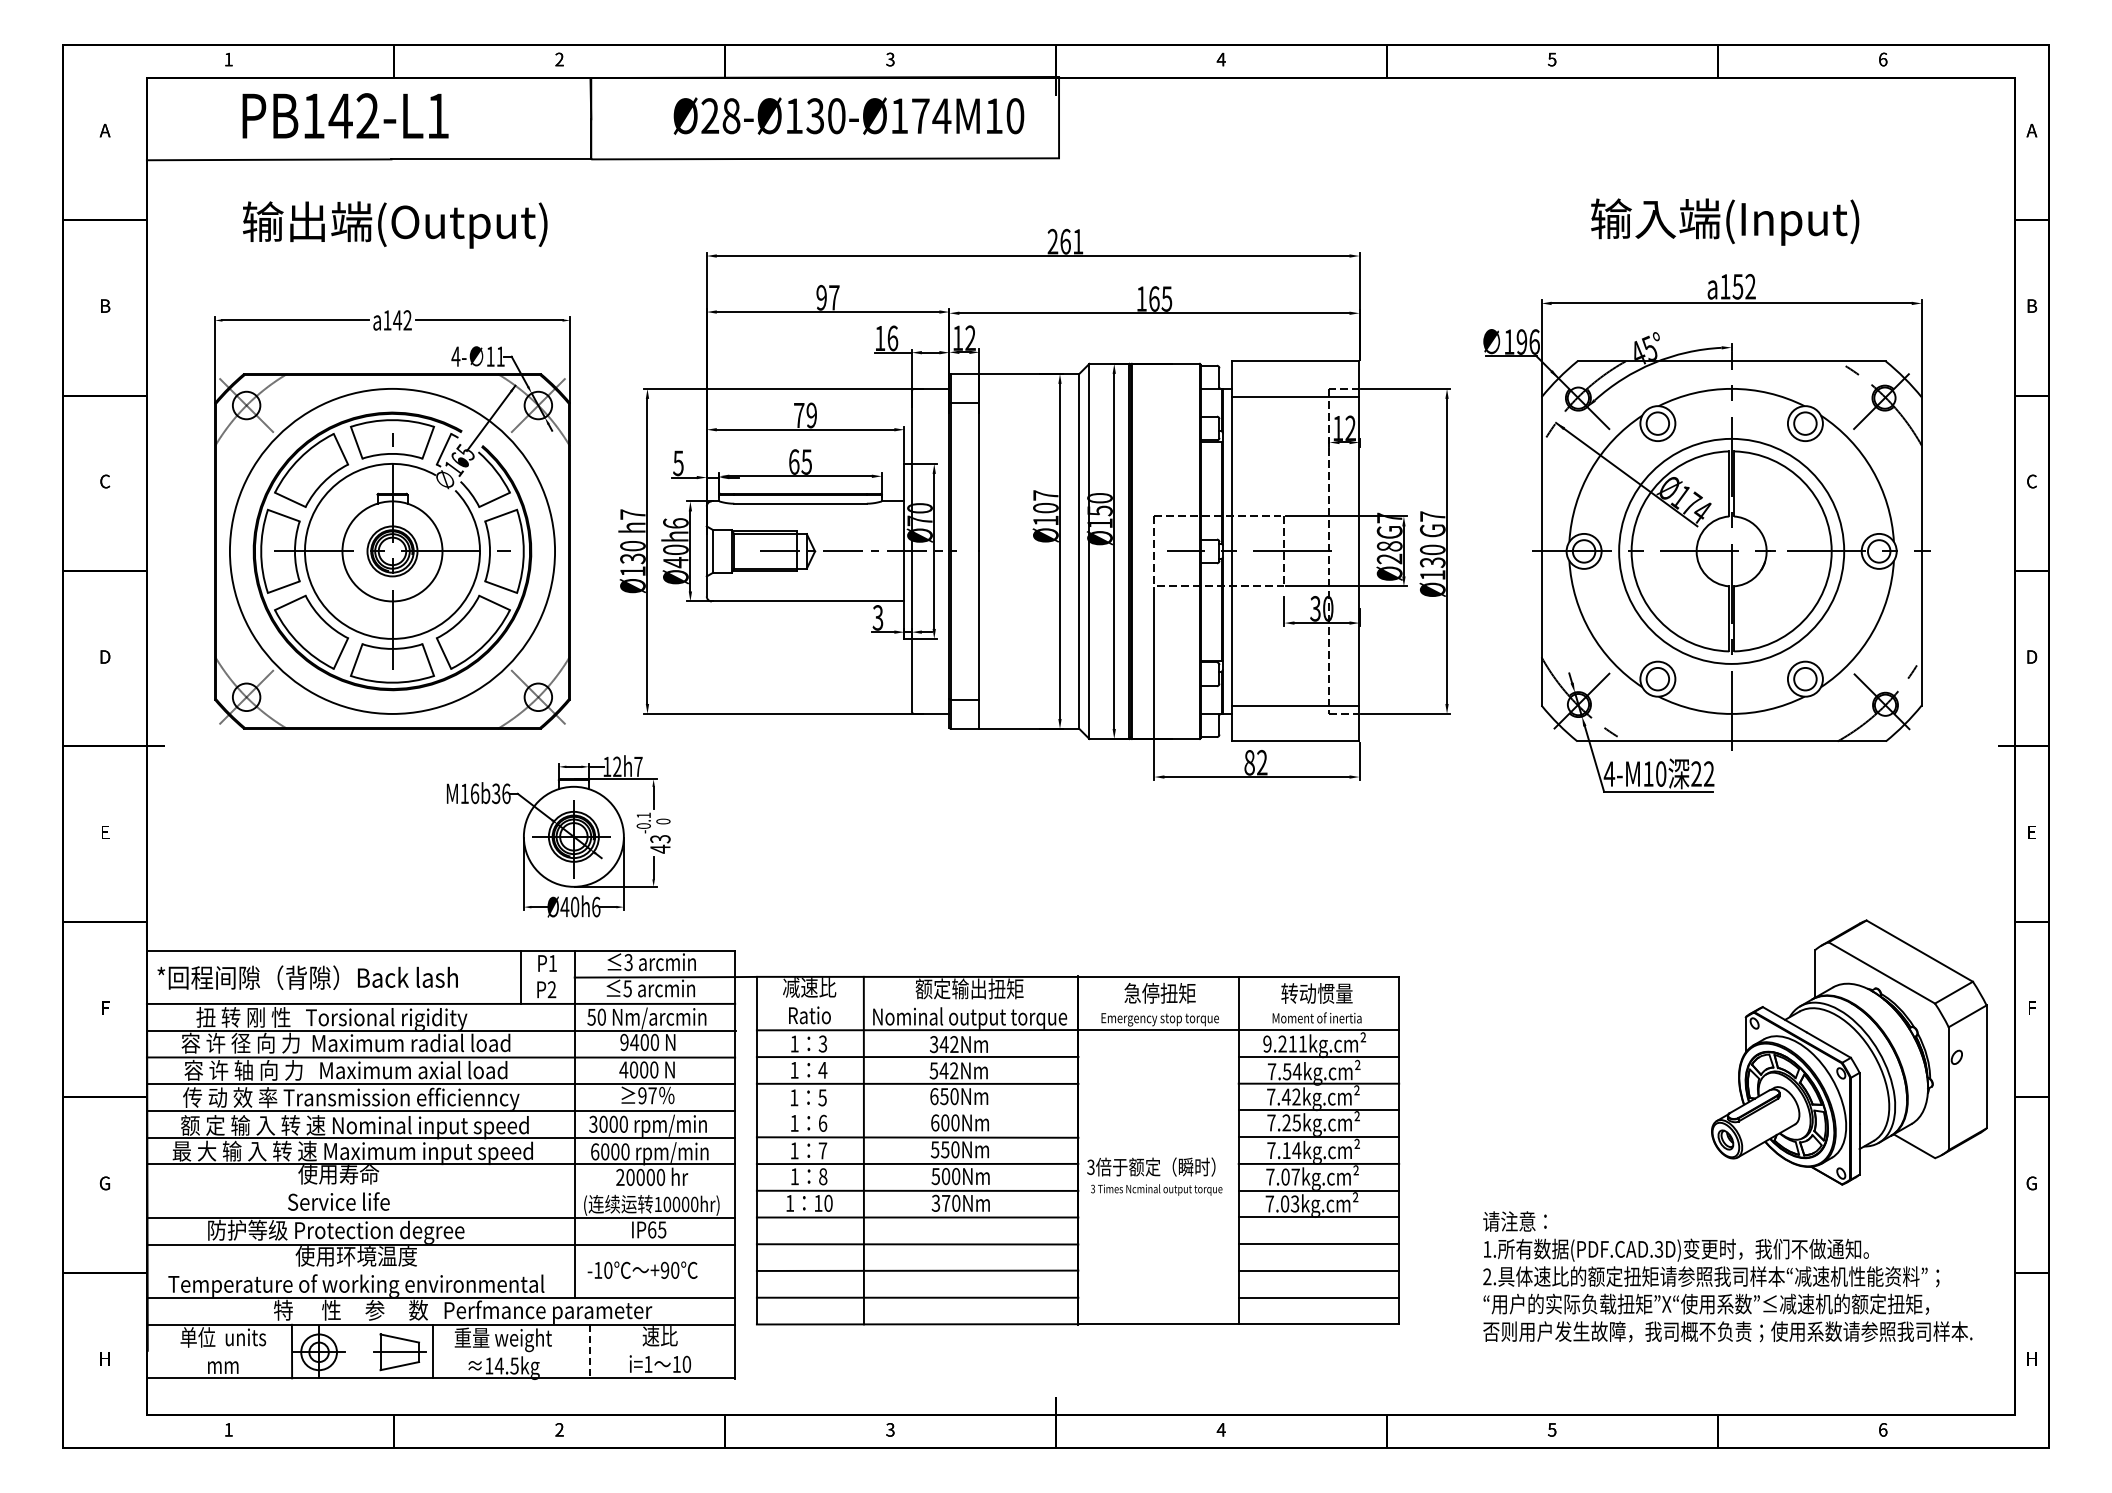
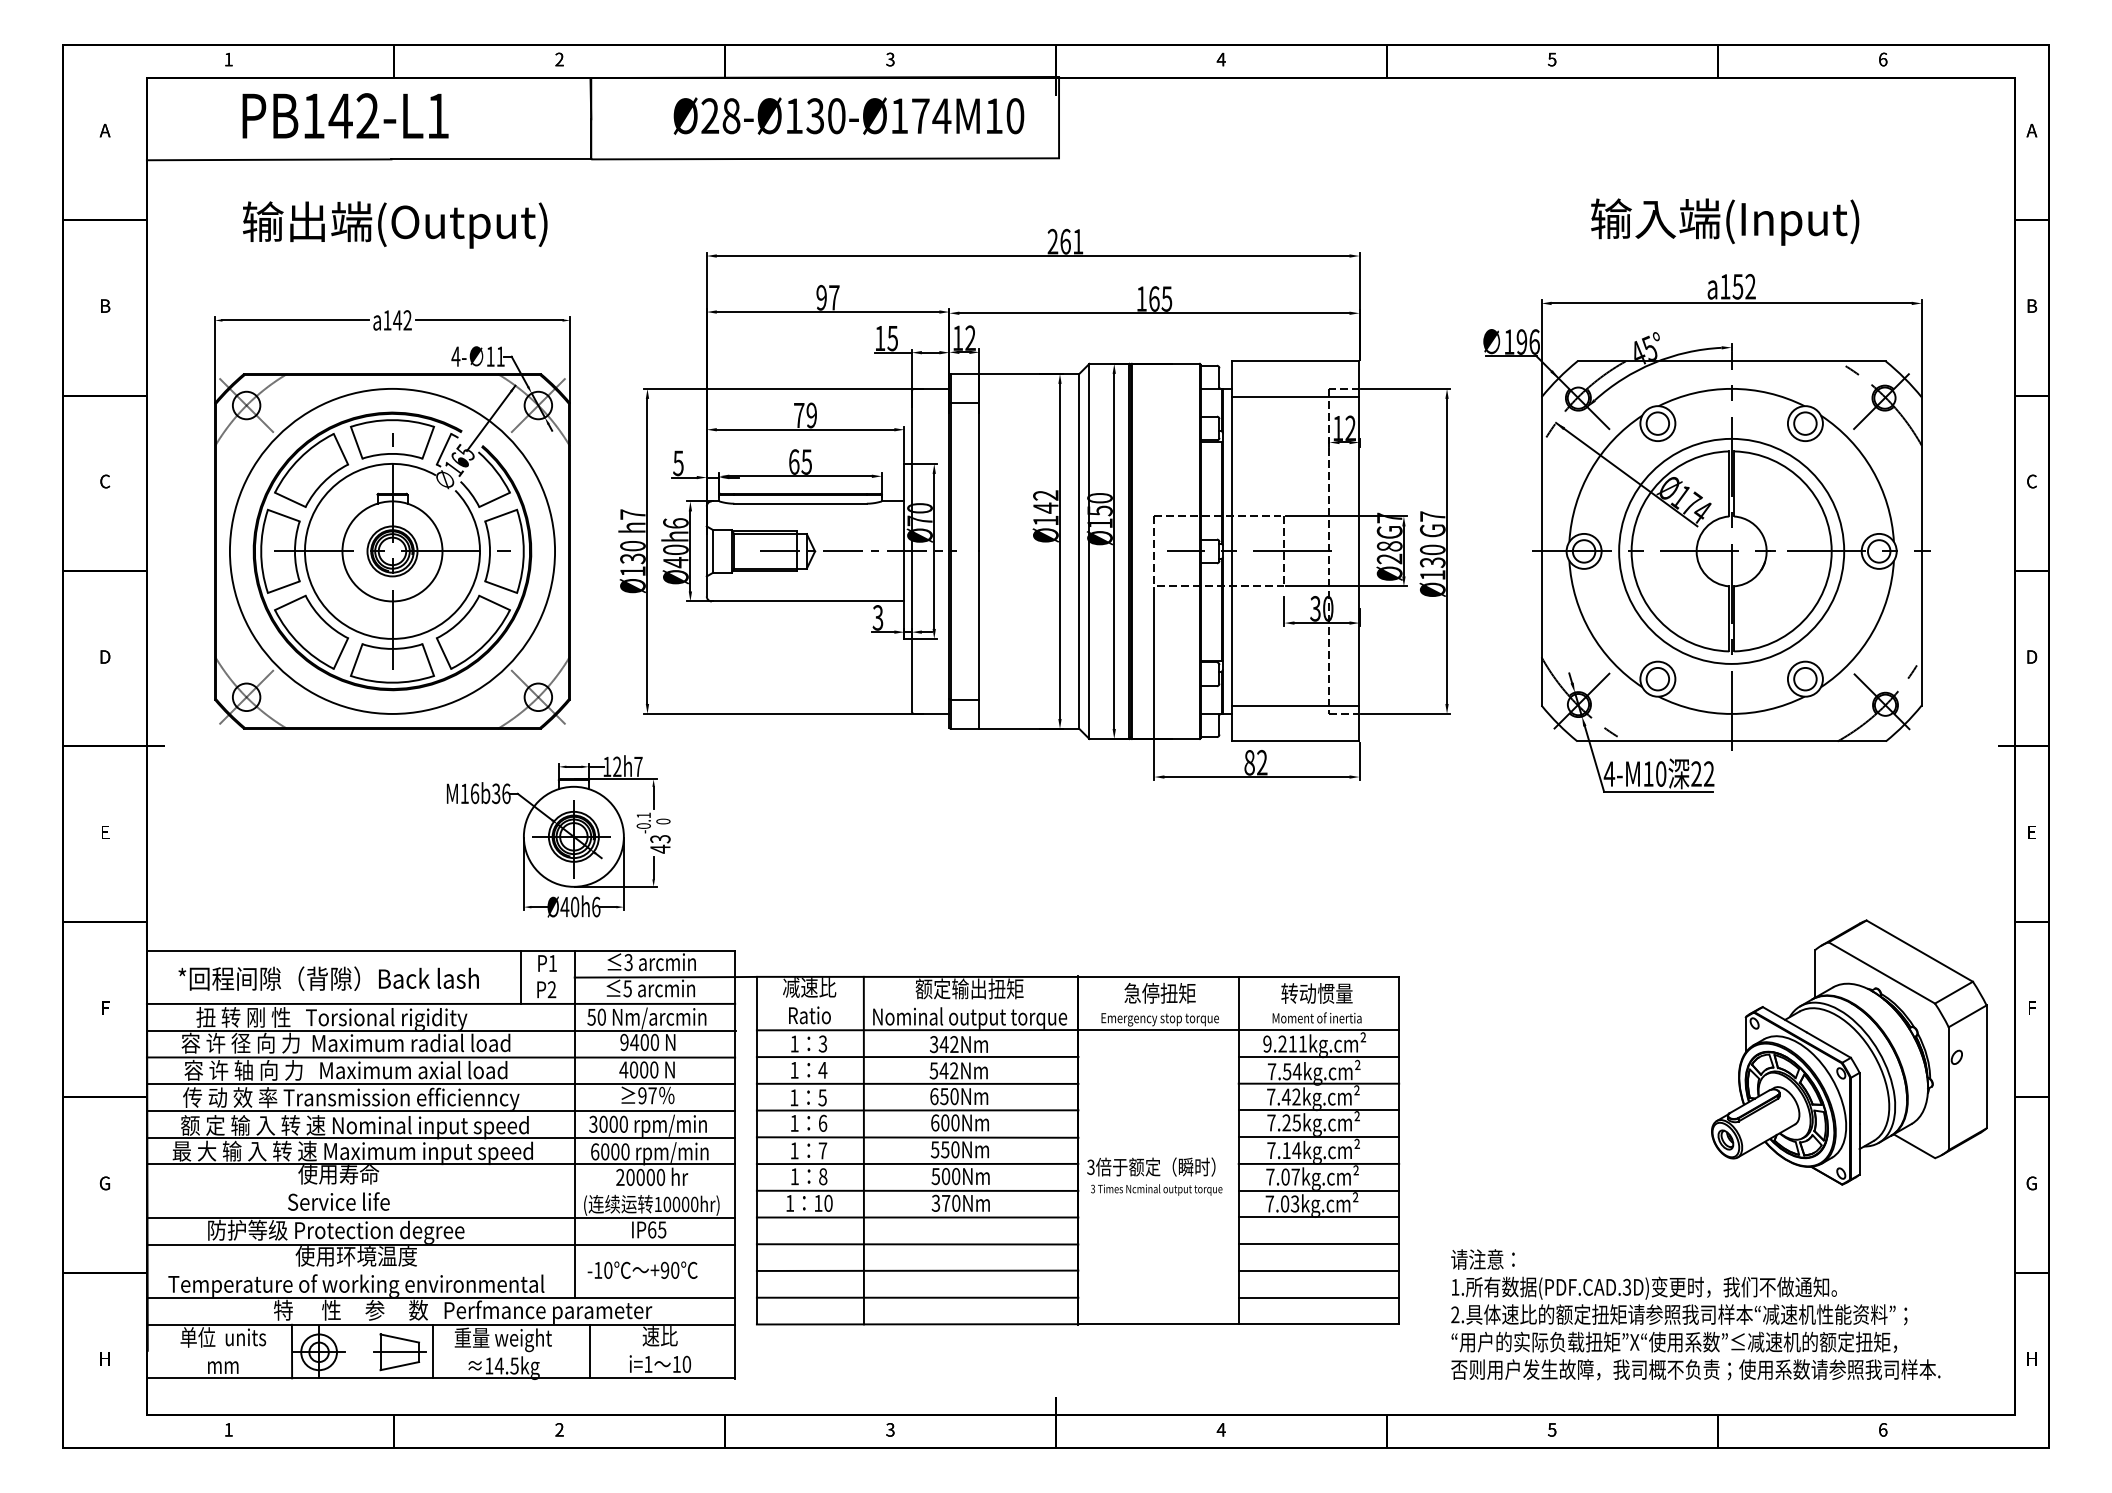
text: 16 -> 15 (892, 338)
text: Ø107 -> Ø142 (1045, 501)
text position: (307, 977) -> (328, 978) (328, 978)
line: none -> present (917, 1110)
text position: (1727, 1276) -> (1695, 1314) (1695, 1314)
line: dashed -> solid (590, 1351)
